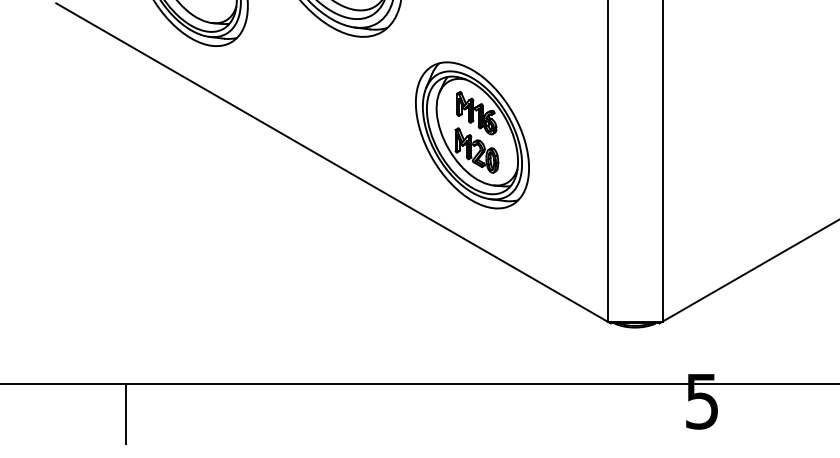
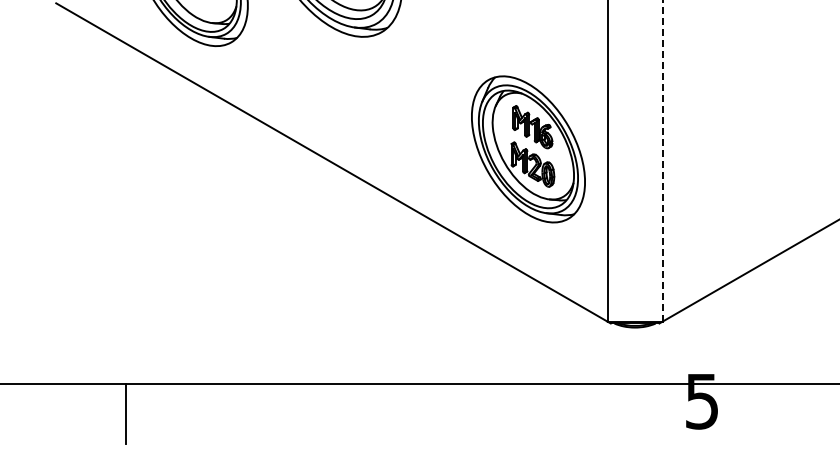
part position: (472, 135) -> (528, 149) (528, 149)
line: solid -> dashed (662, 160)
